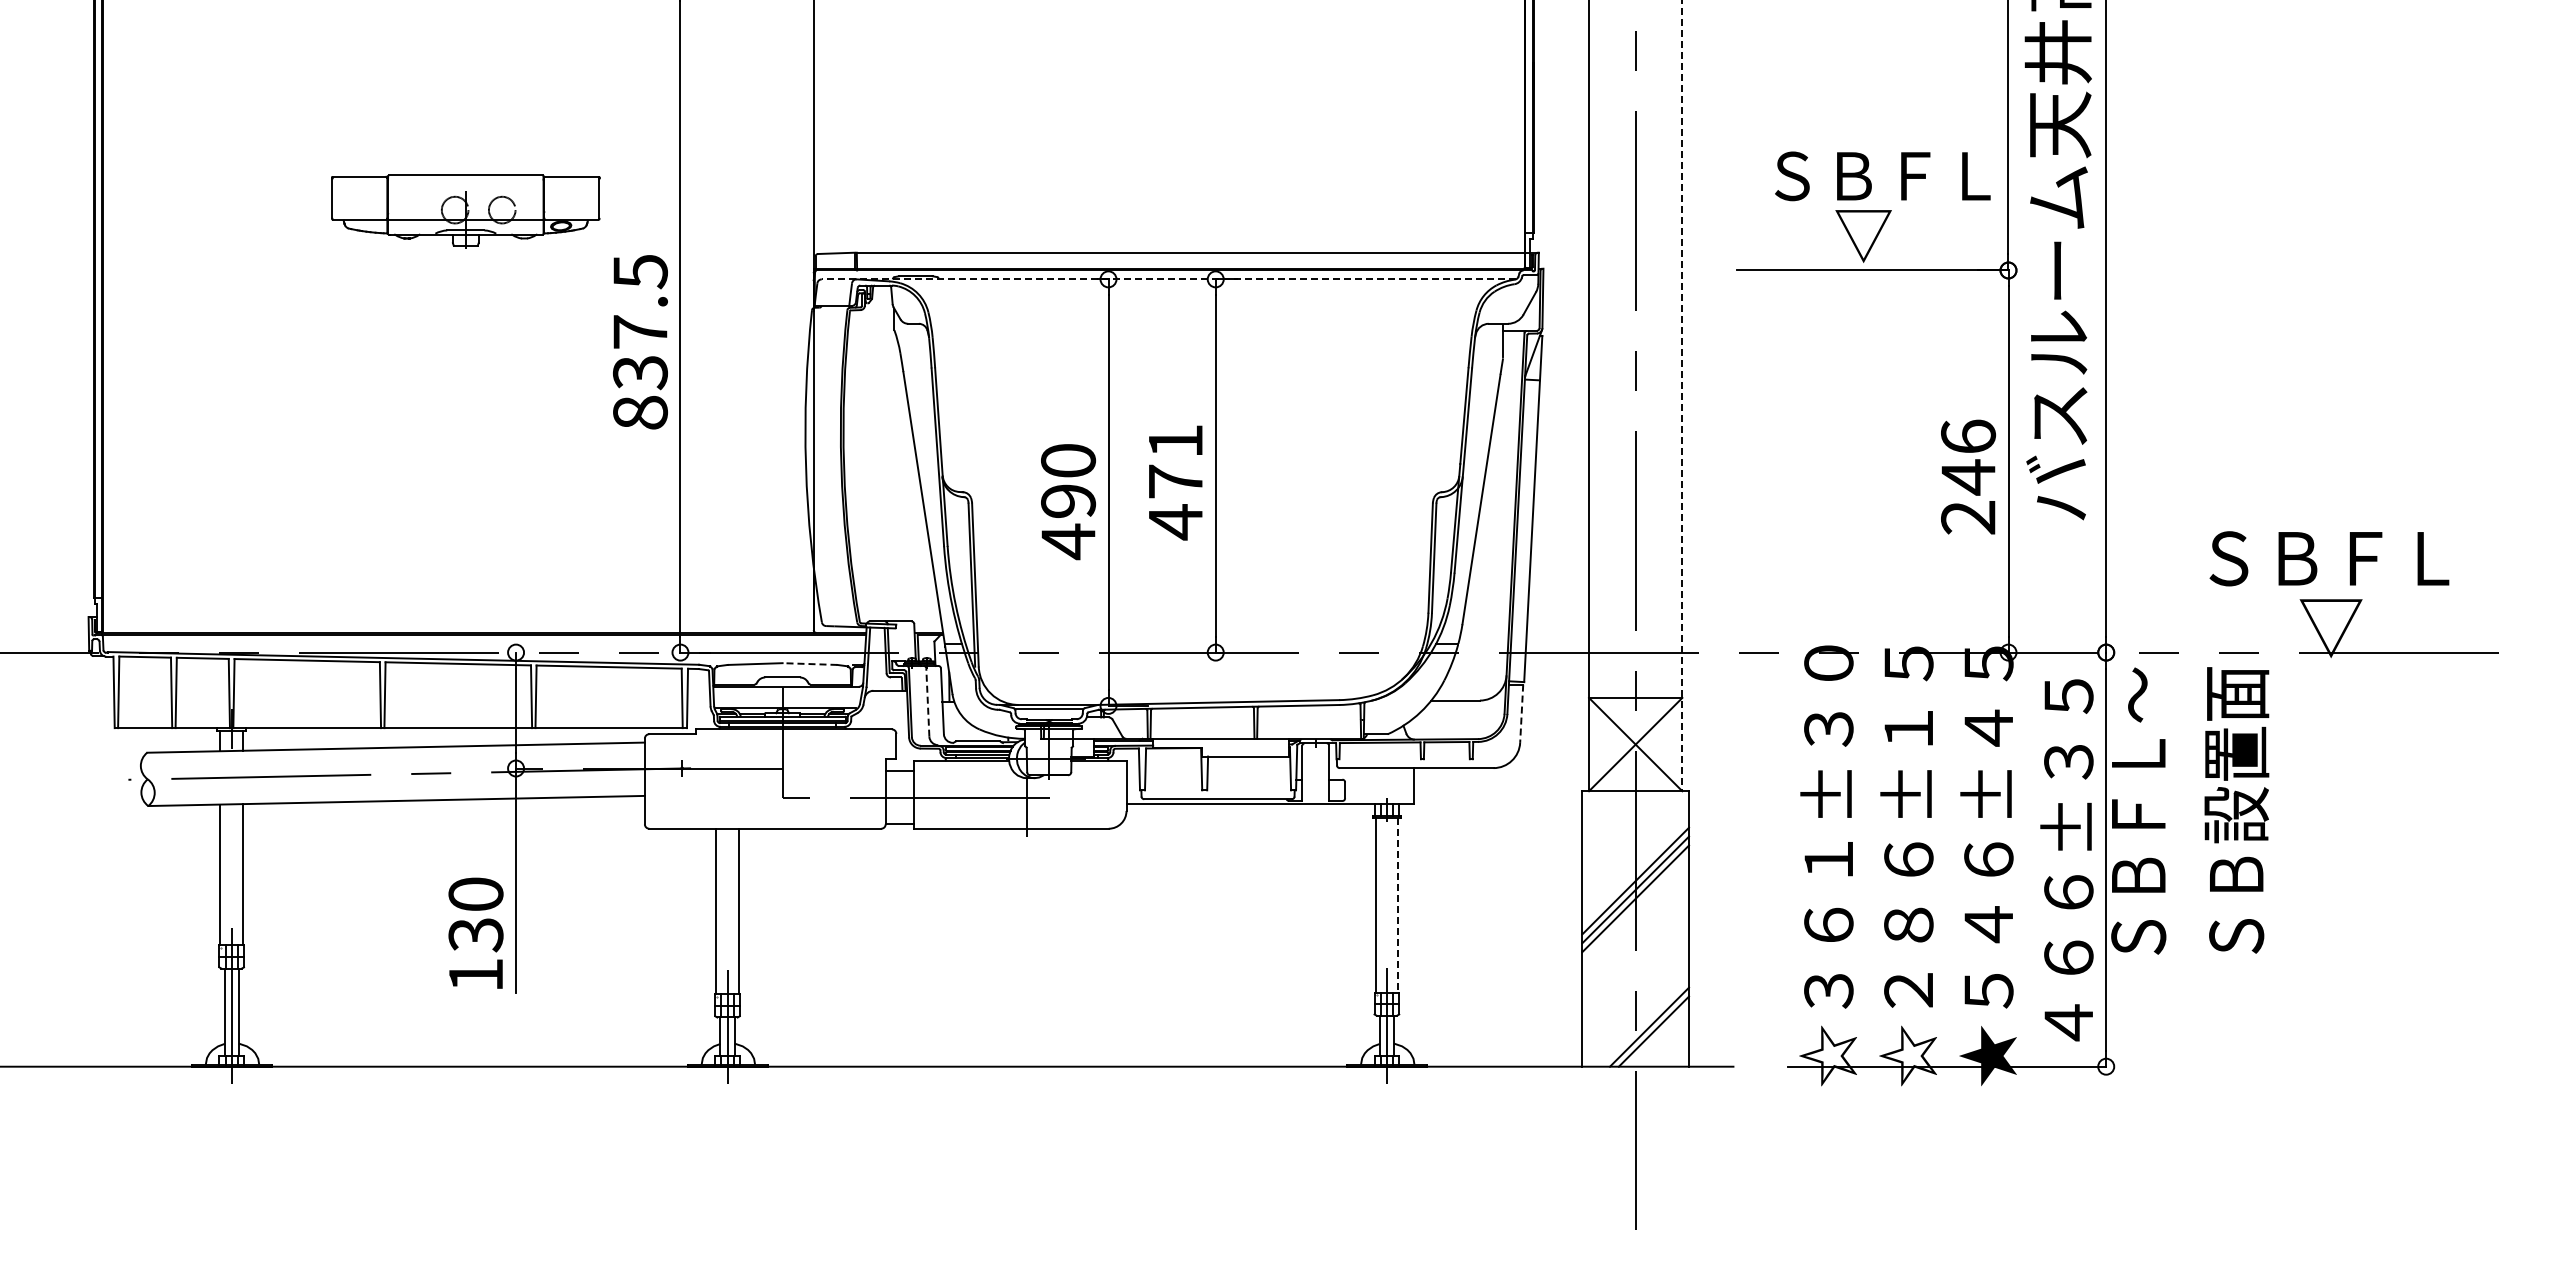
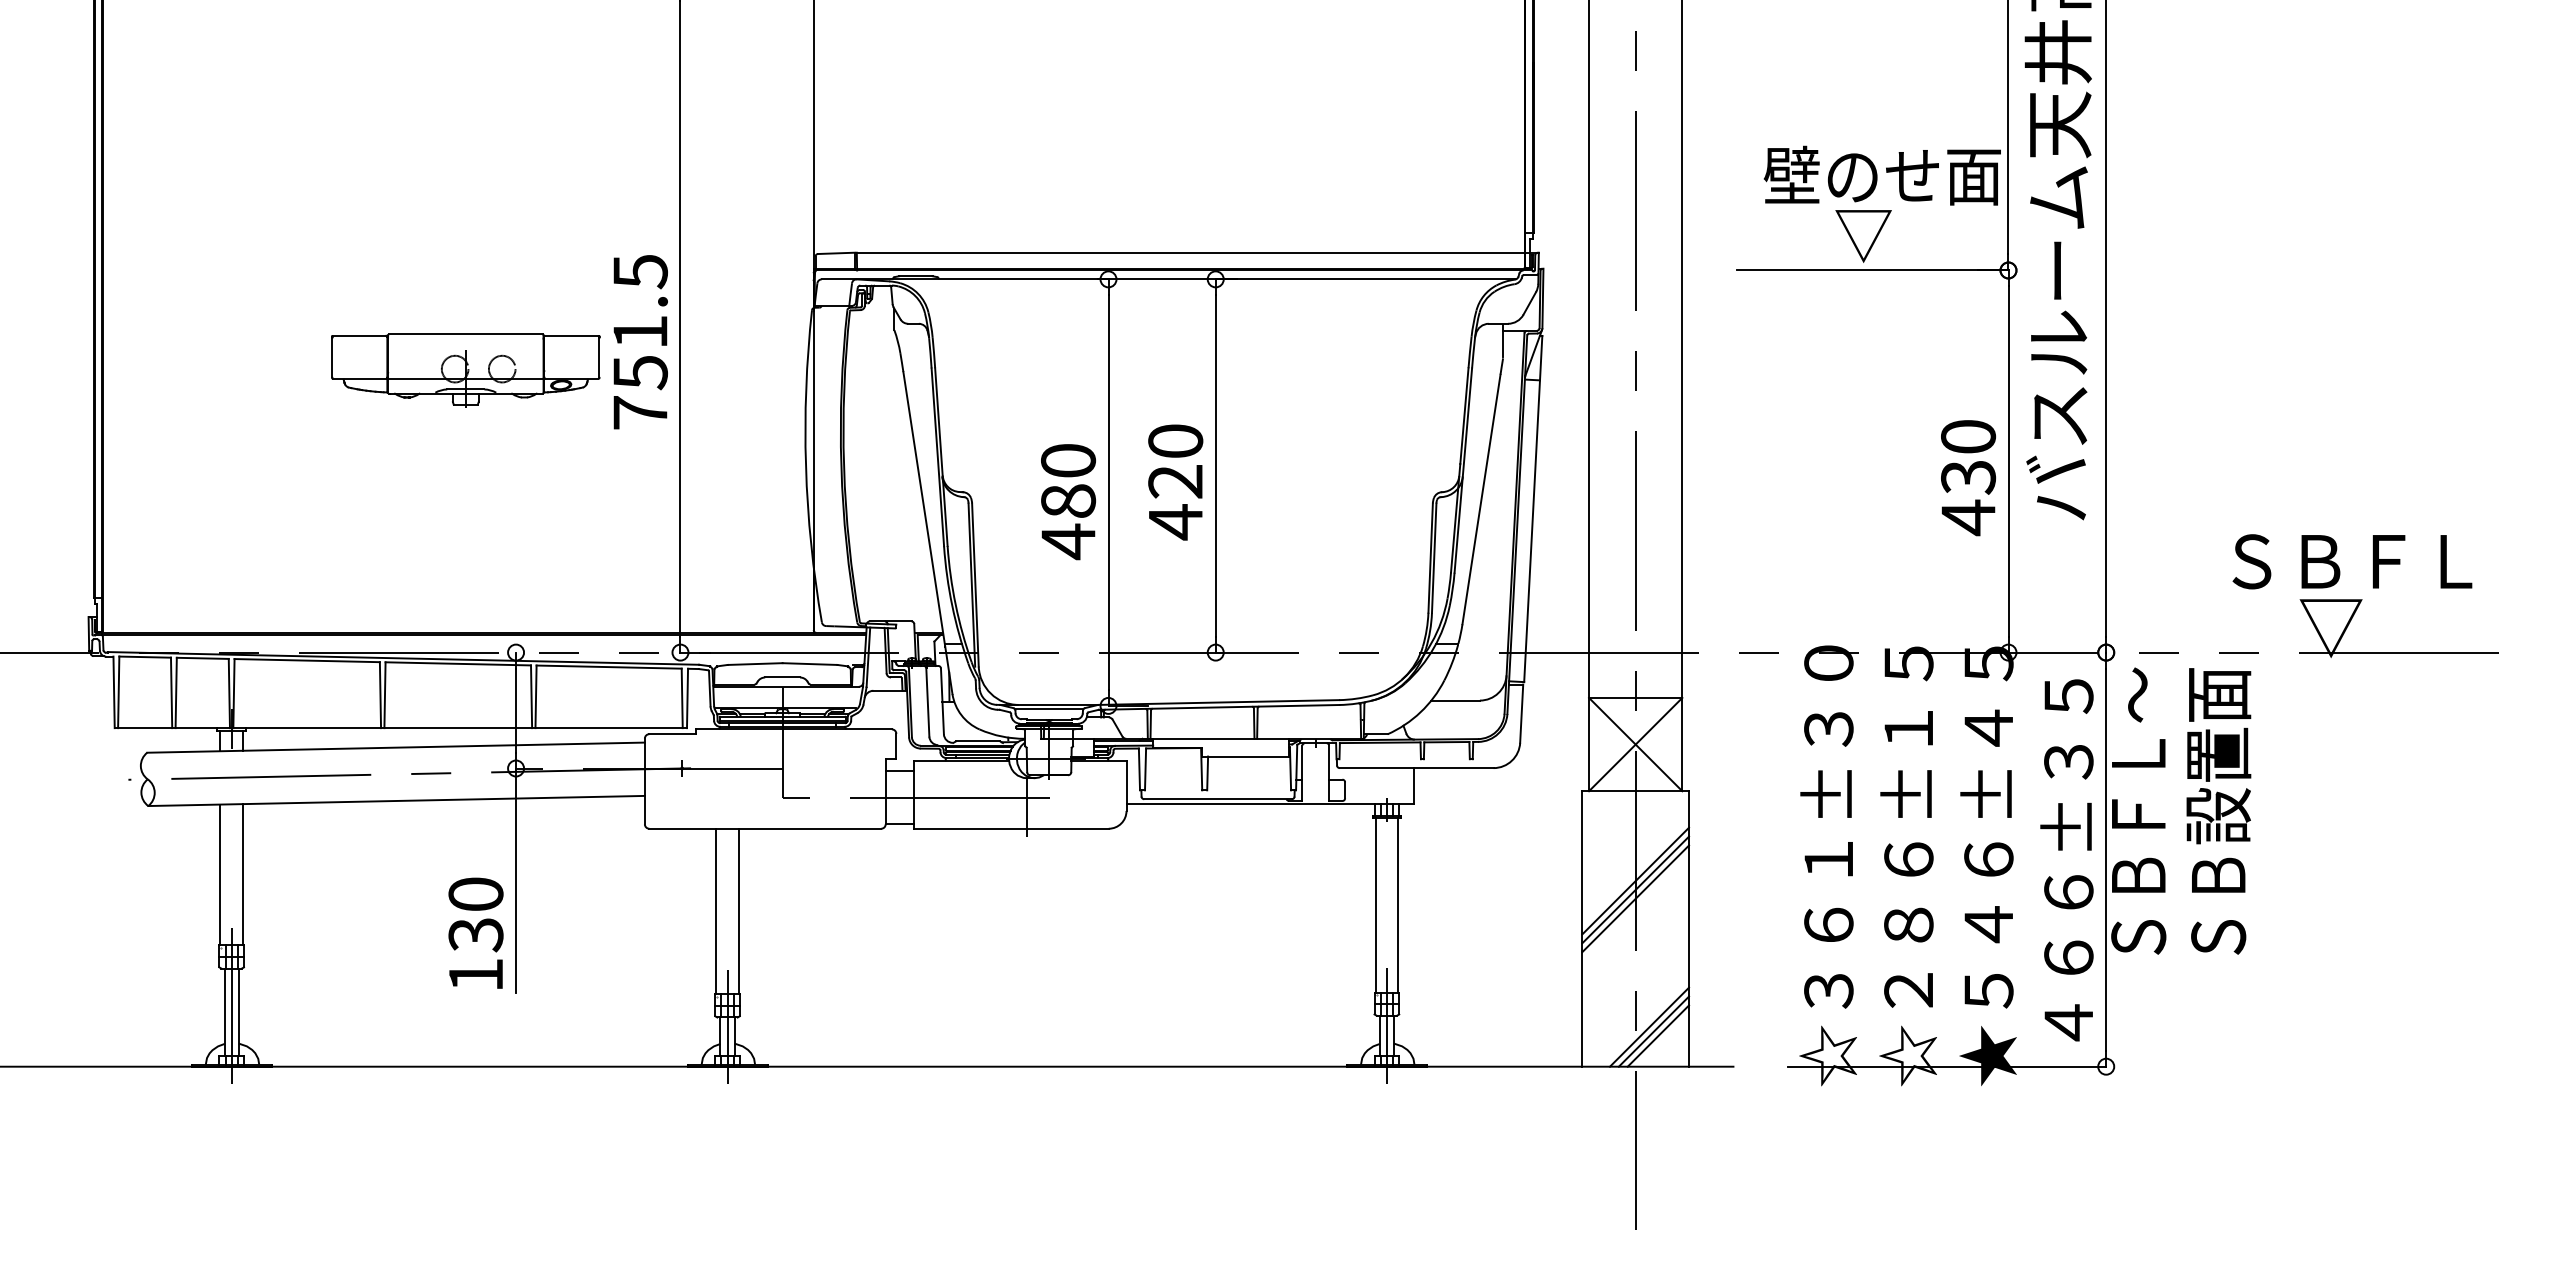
text: ＳＢＦＬ -> 壁のせ面 (1881, 175)
part position: (465, 211) -> (465, 370) (465, 370)
line: dashed -> solid (1168, 279)
text: 837.5 -> 751.5 (639, 372)
line: dashed -> solid (1682, 396)
text: 471 -> 420 (1175, 461)
text: 246 -> 430 (1968, 477)
text: 490 -> 480 (1068, 500)
text position: (2329, 558) -> (2352, 561) (2352, 561)
line: dashed -> solid (809, 664)
line: dashed -> solid (927, 702)
line: dashed -> solid (1521, 714)
text position: (2236, 810) -> (2218, 811) (2218, 811)
line: dashed -> solid (1398, 906)
line: none -> present (1658, 1035)
